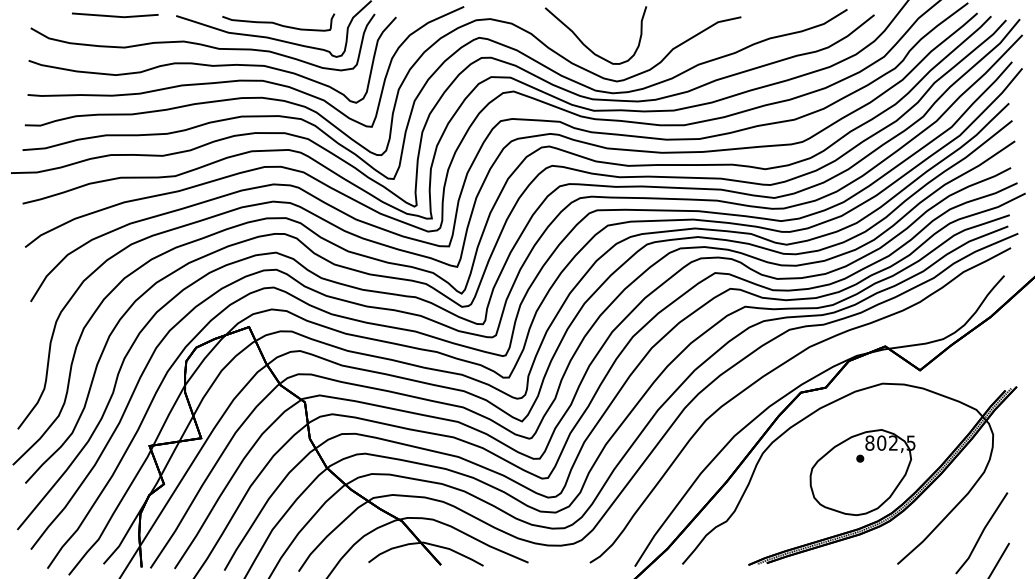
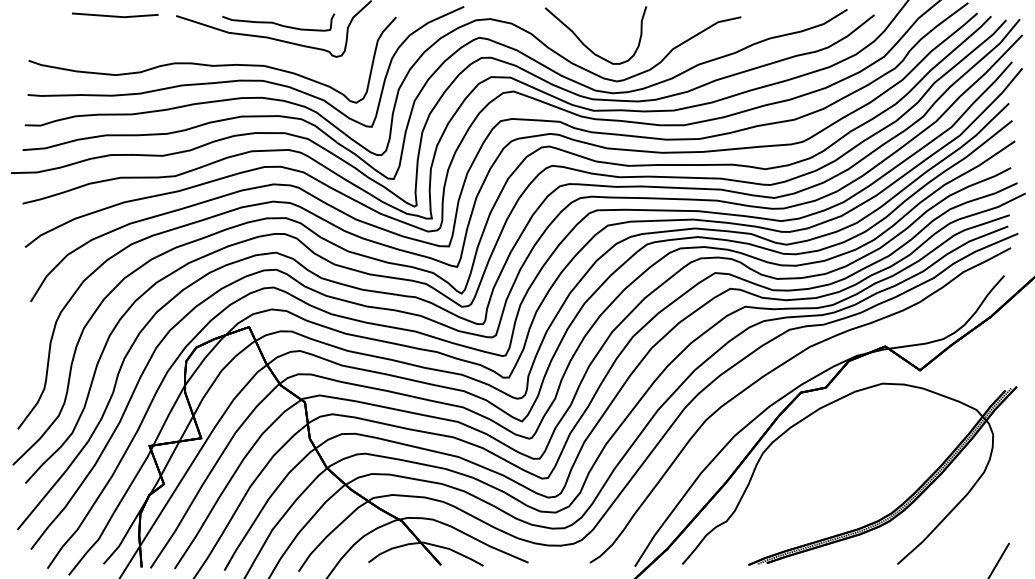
curve: present -> none (201, 43)
part: present -> none (862, 472)
line: present -> none (981, 533)
